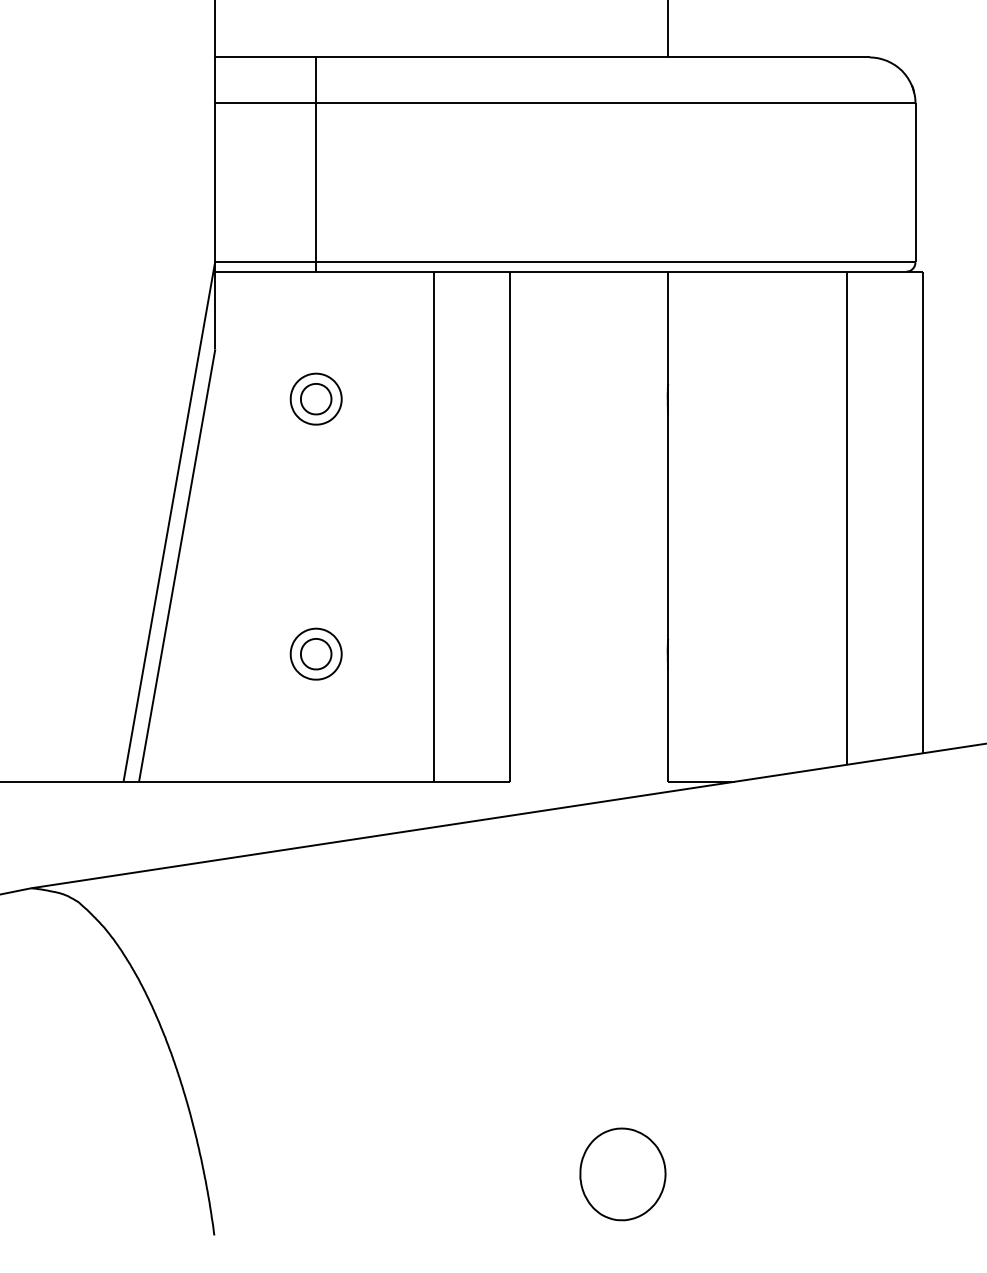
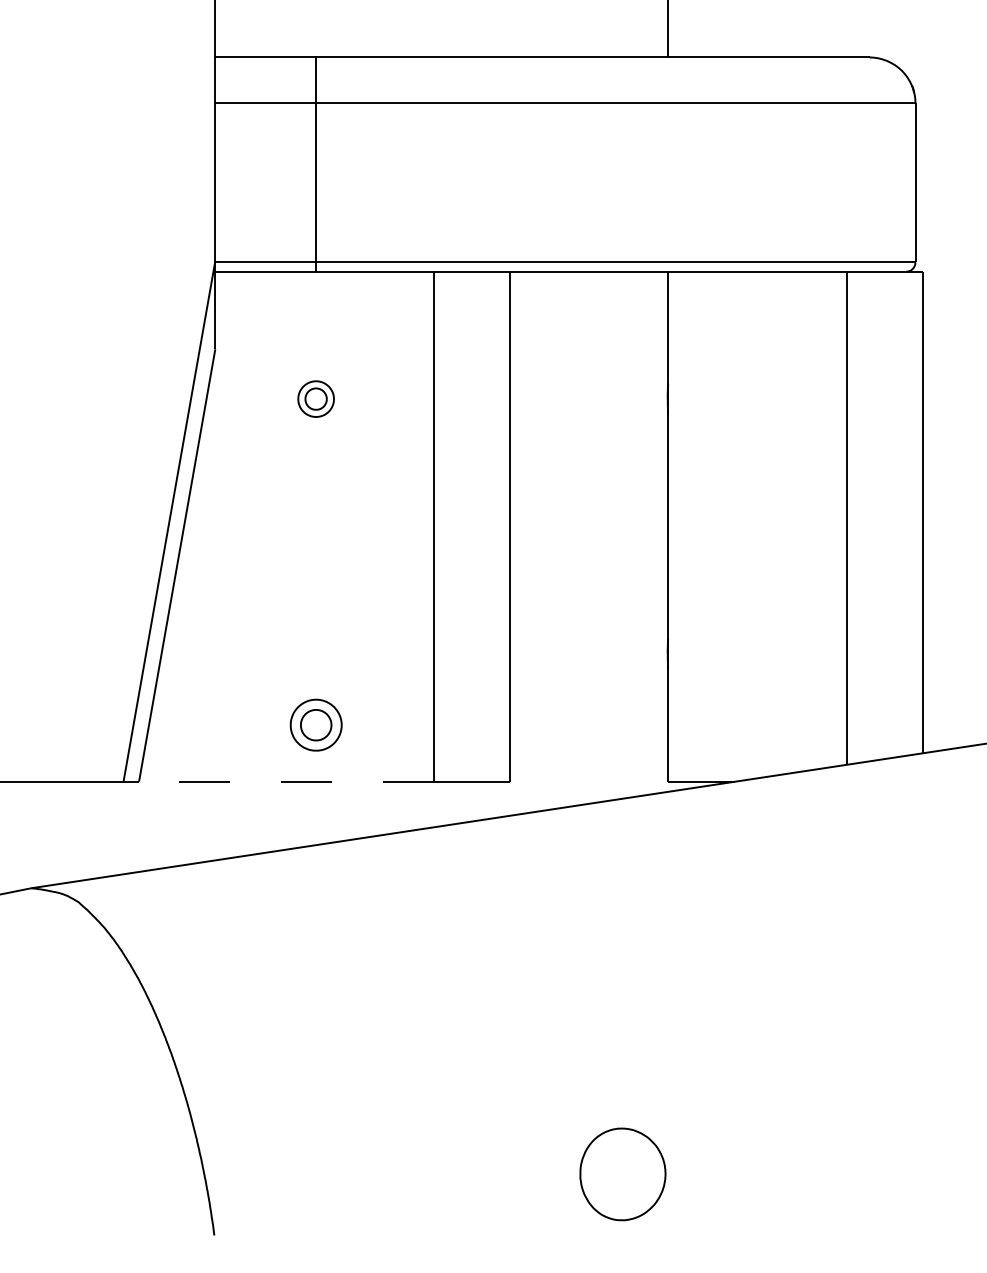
part size: 54x54 px -> 38x38 px (315, 398)
part position: (315, 653) -> (315, 724) (315, 724)
line: solid -> dashed (285, 781)
